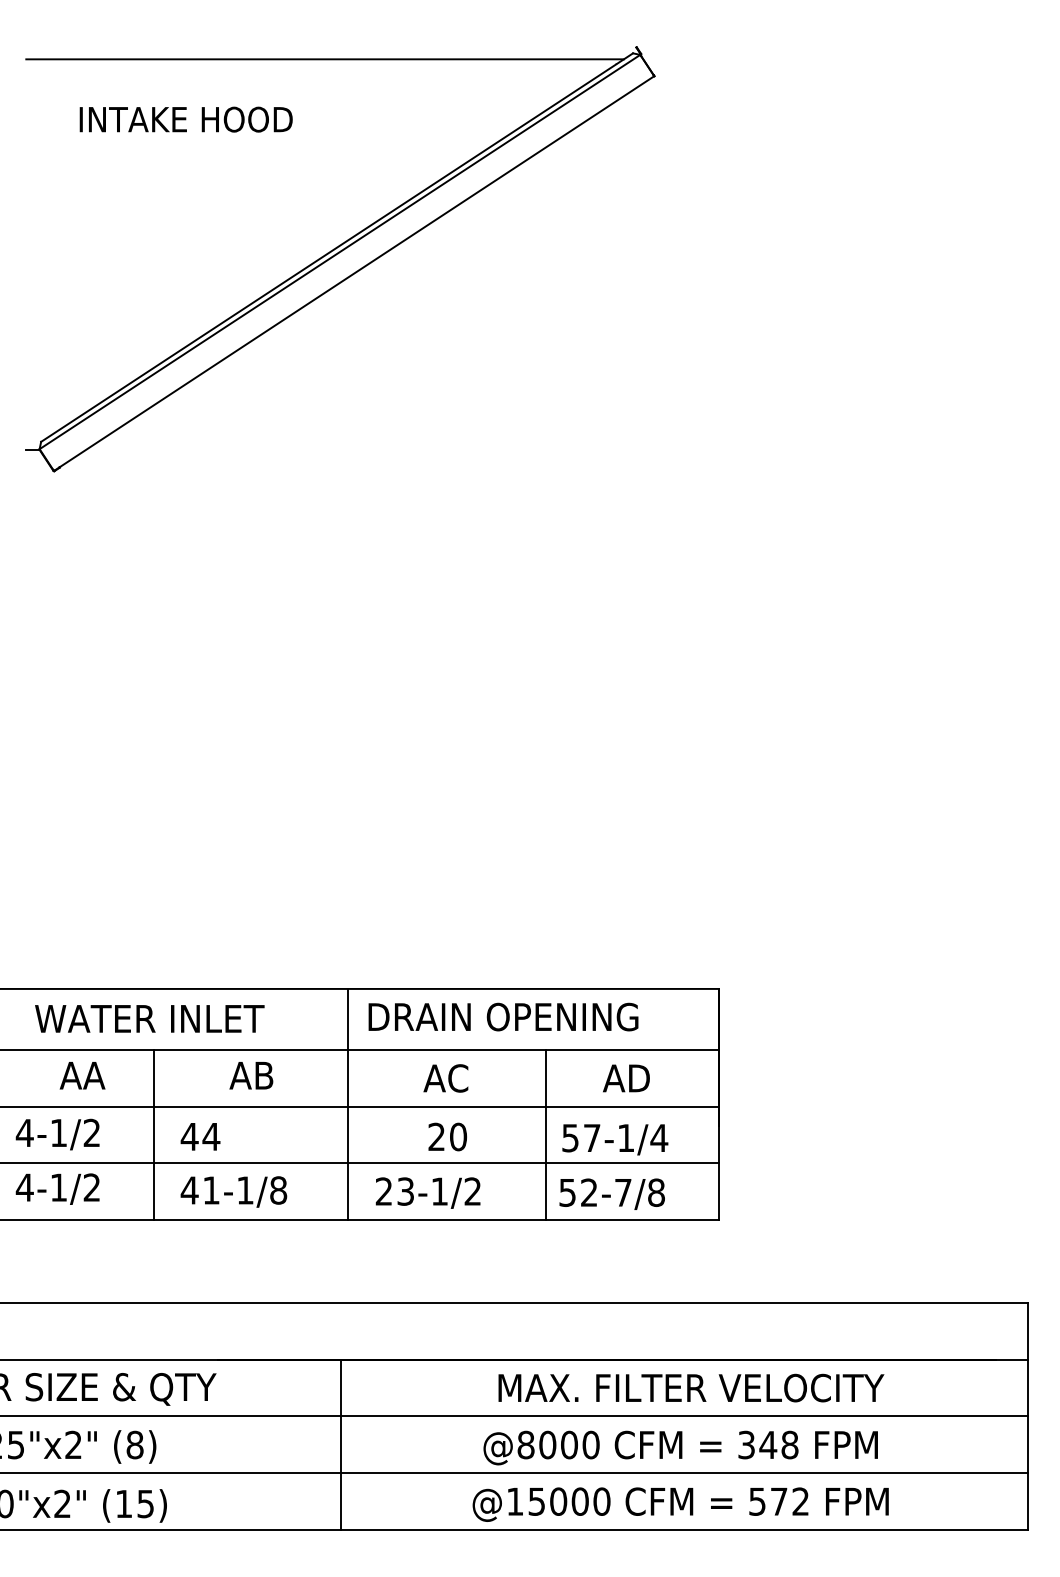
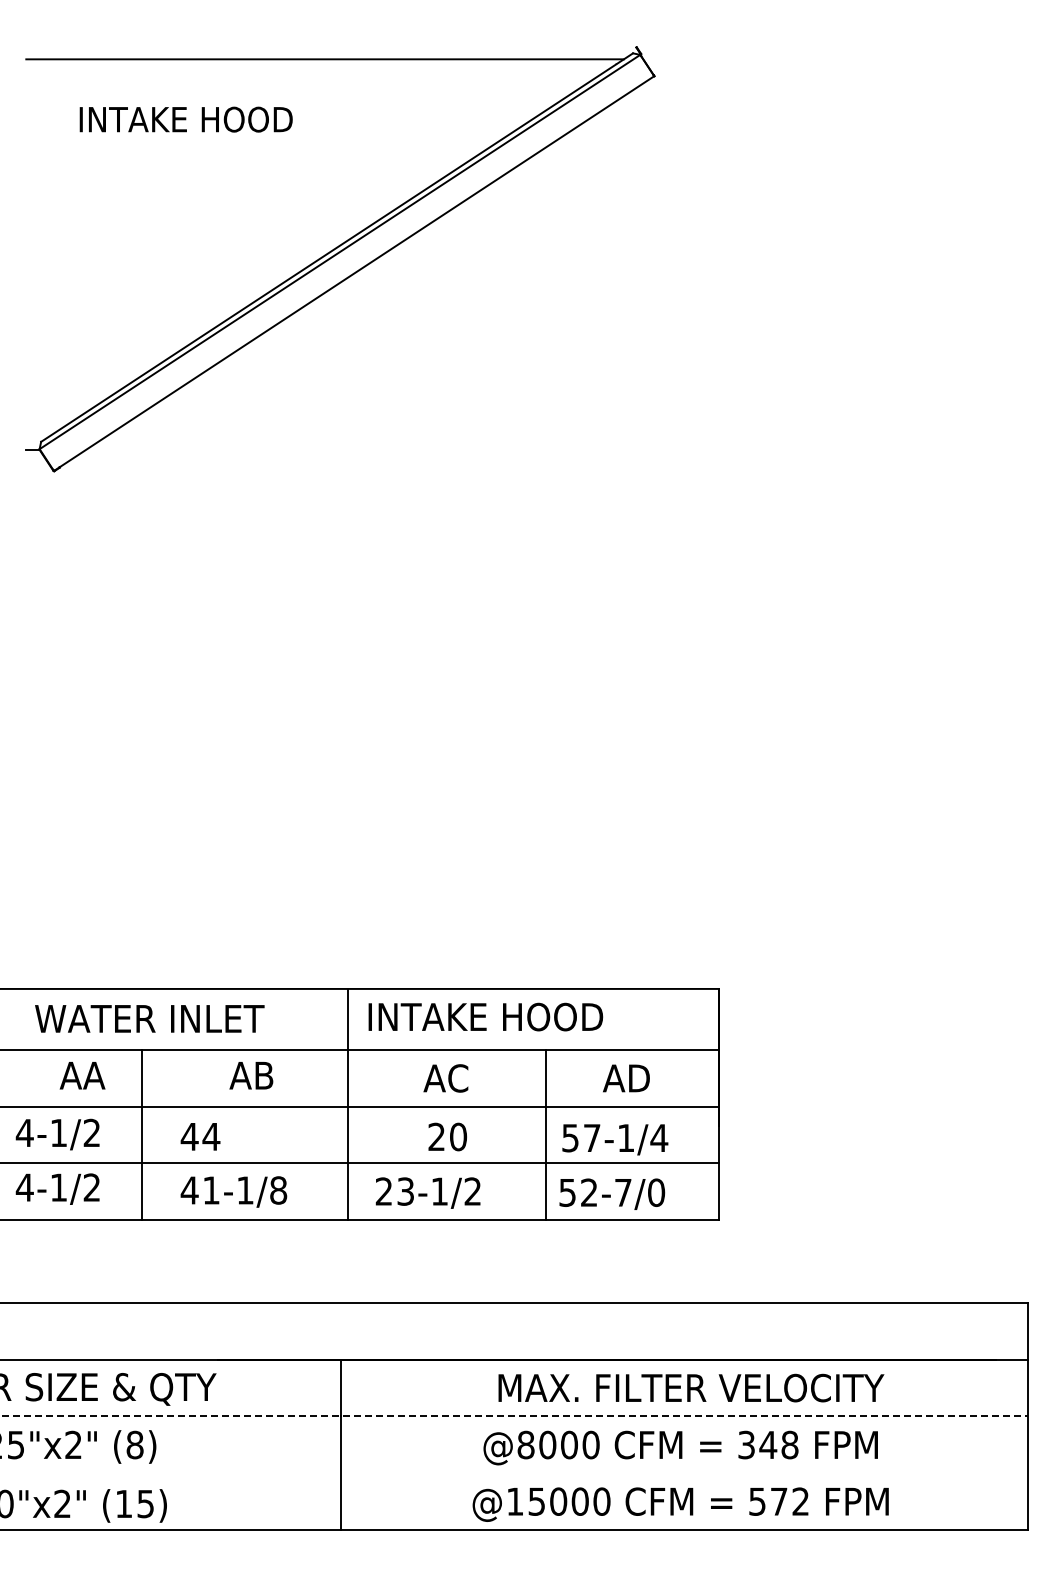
text: DRAIN OPENING -> INTAKE HOOD (505, 1016)
line position: (153, 1134) -> (141, 1134) (141, 1134)
text: 52-7/8 -> 52-7/0 (656, 1192)
line: solid -> dashed (514, 1416)
line: present -> none (515, 1473)
